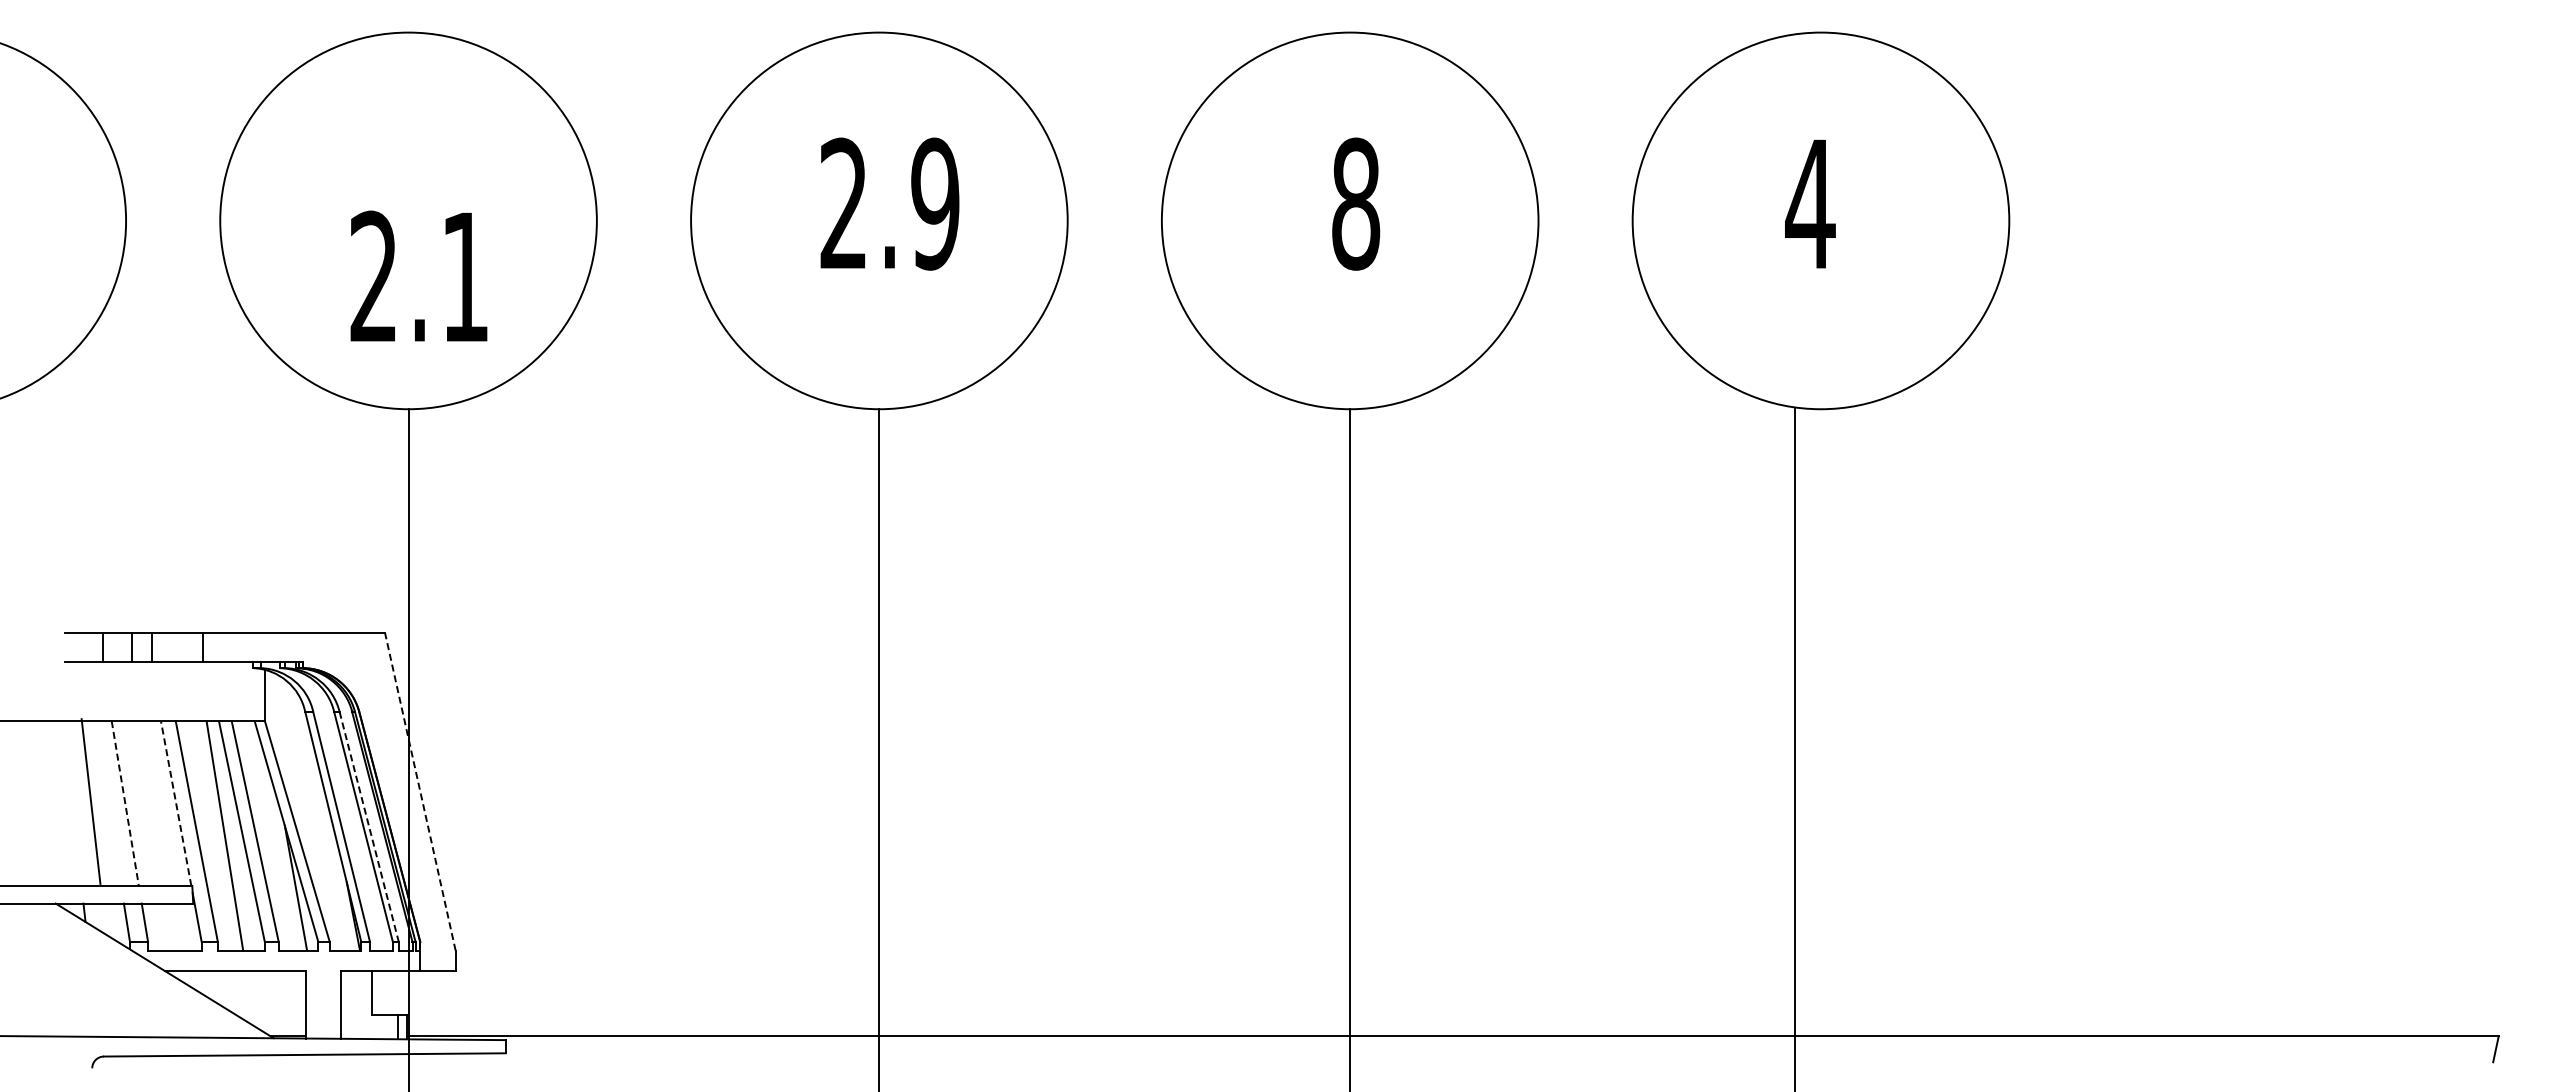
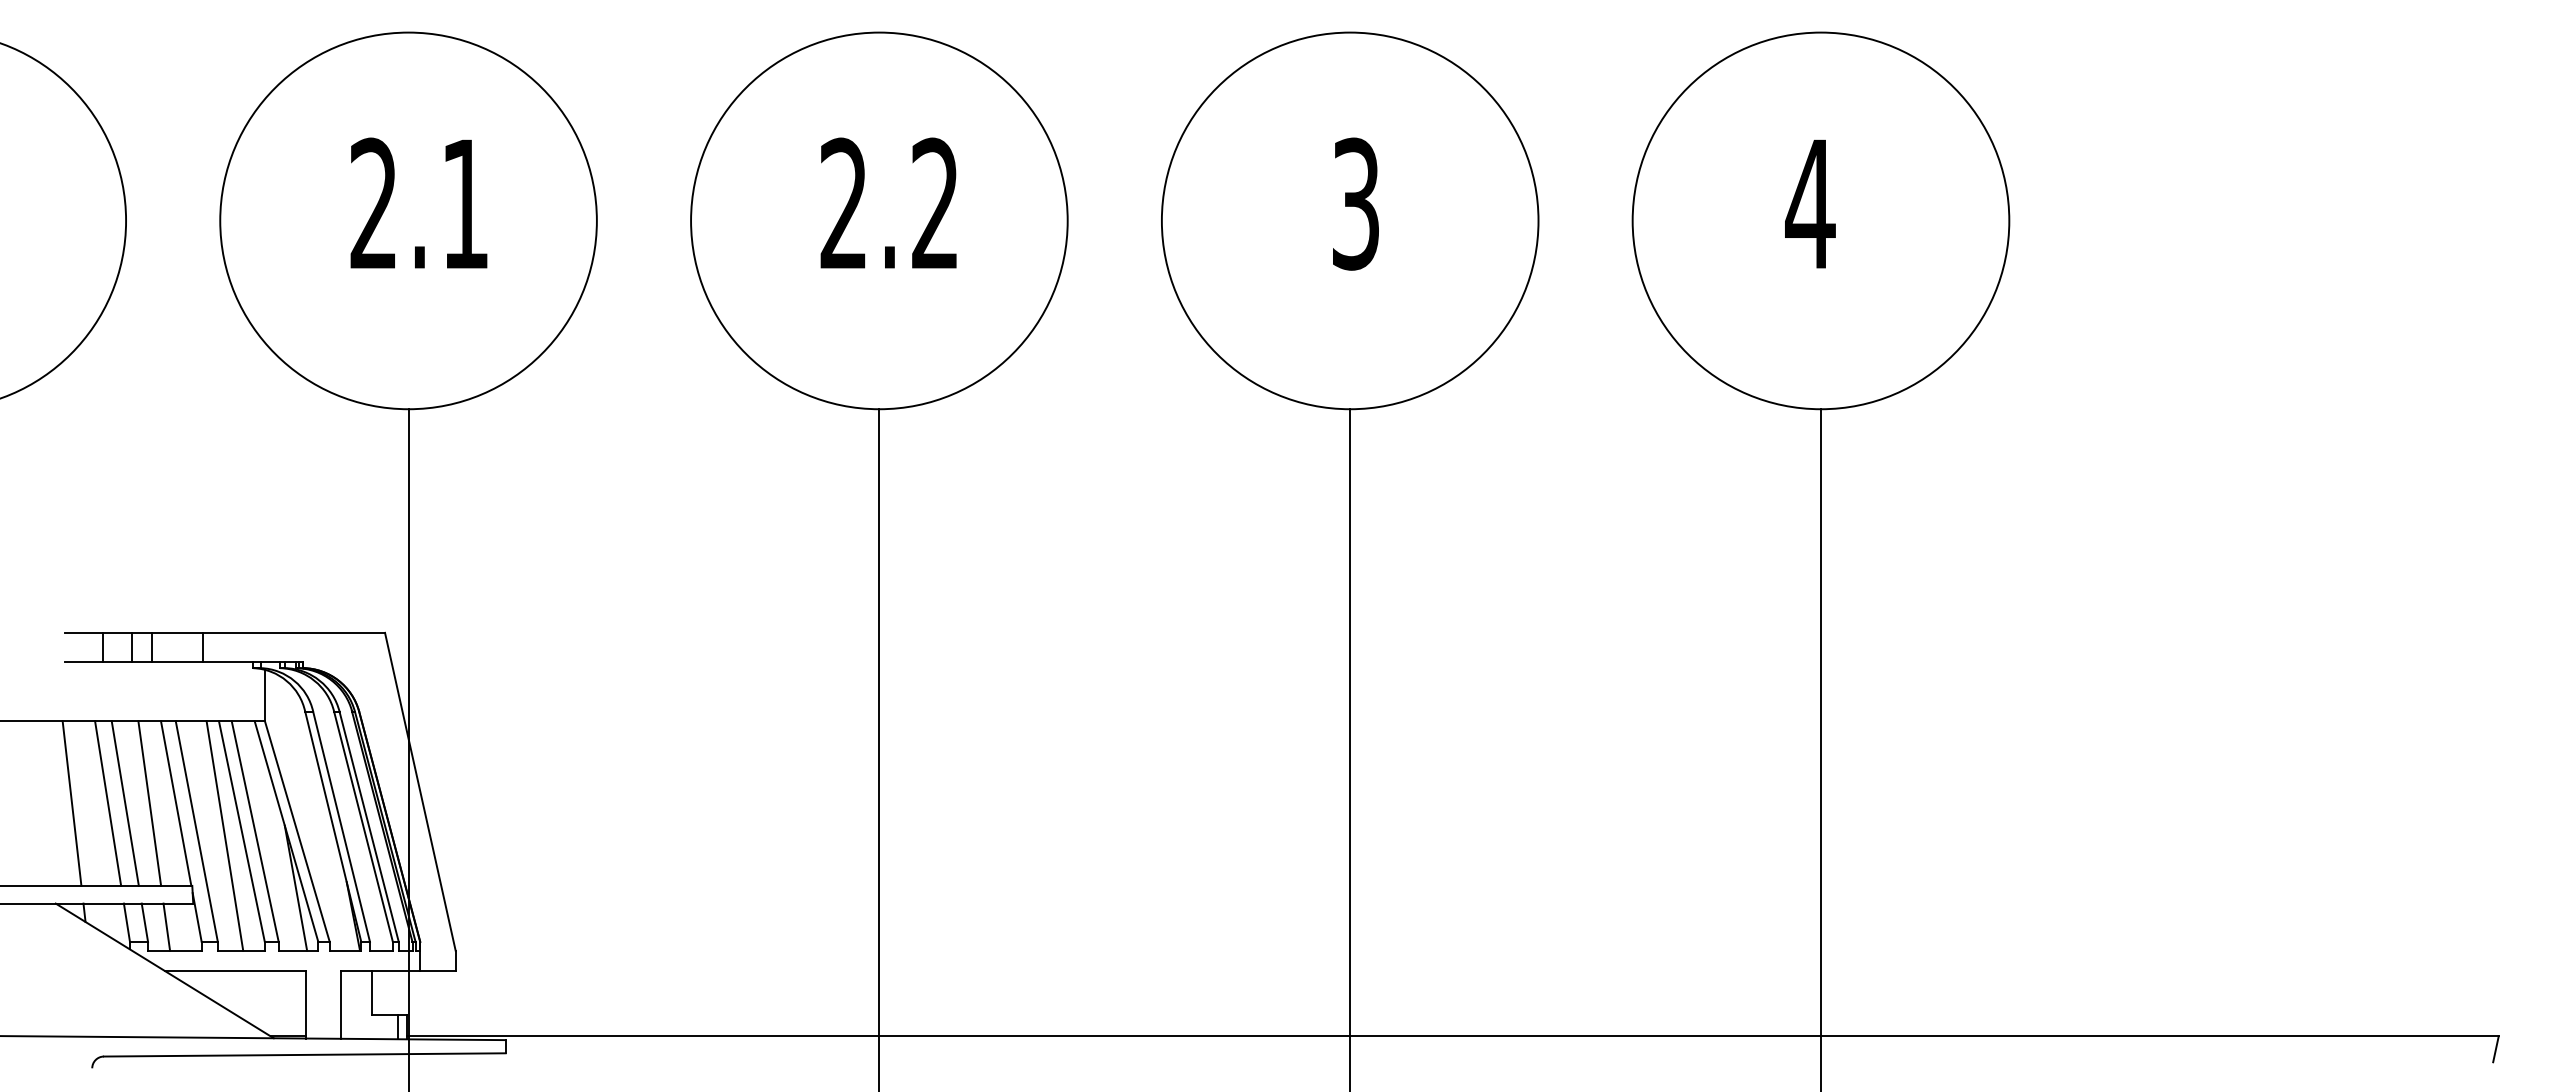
text: 2.9 -> 2.2 (935, 203)
text: 8 -> 3 (1356, 203)
text position: (418, 275) -> (418, 202) (418, 202)
line position: (1794, 748) -> (1820, 748) (1820, 748)
line: dashed -> solid (420, 791)
line position: (90, 801) -> (71, 803) (71, 803)
line: none -> present (108, 803)
line: none -> present (149, 803)
line: dashed -> solid (176, 803)
line: dashed -> solid (125, 804)
line: dashed -> solid (369, 826)
line: none -> present (166, 926)
